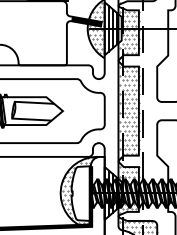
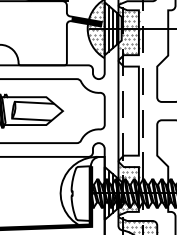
hatch: present -> none (129, 112)
hatch: present -> none (77, 190)
